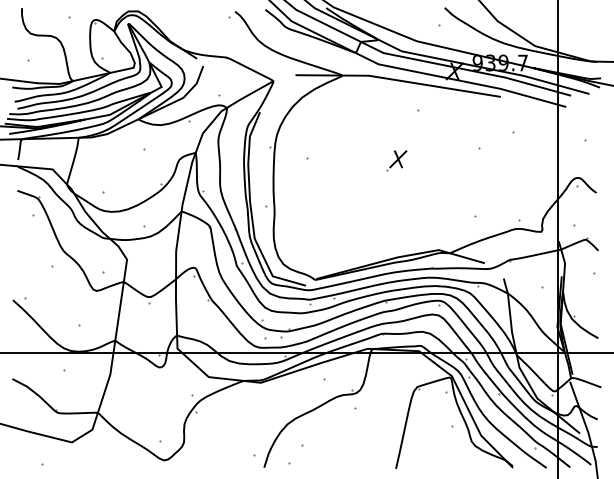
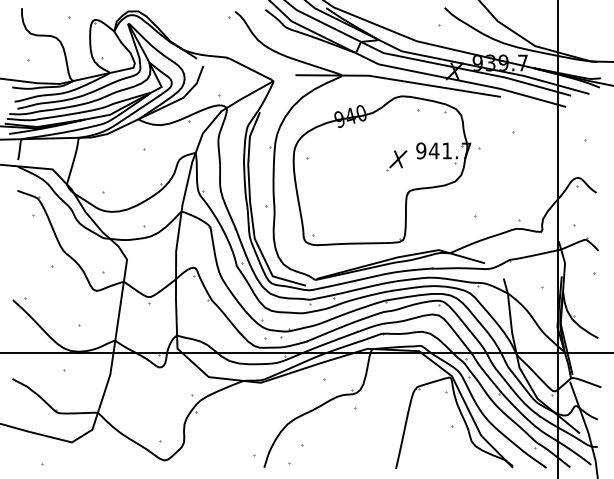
part: none -> present (381, 170)
